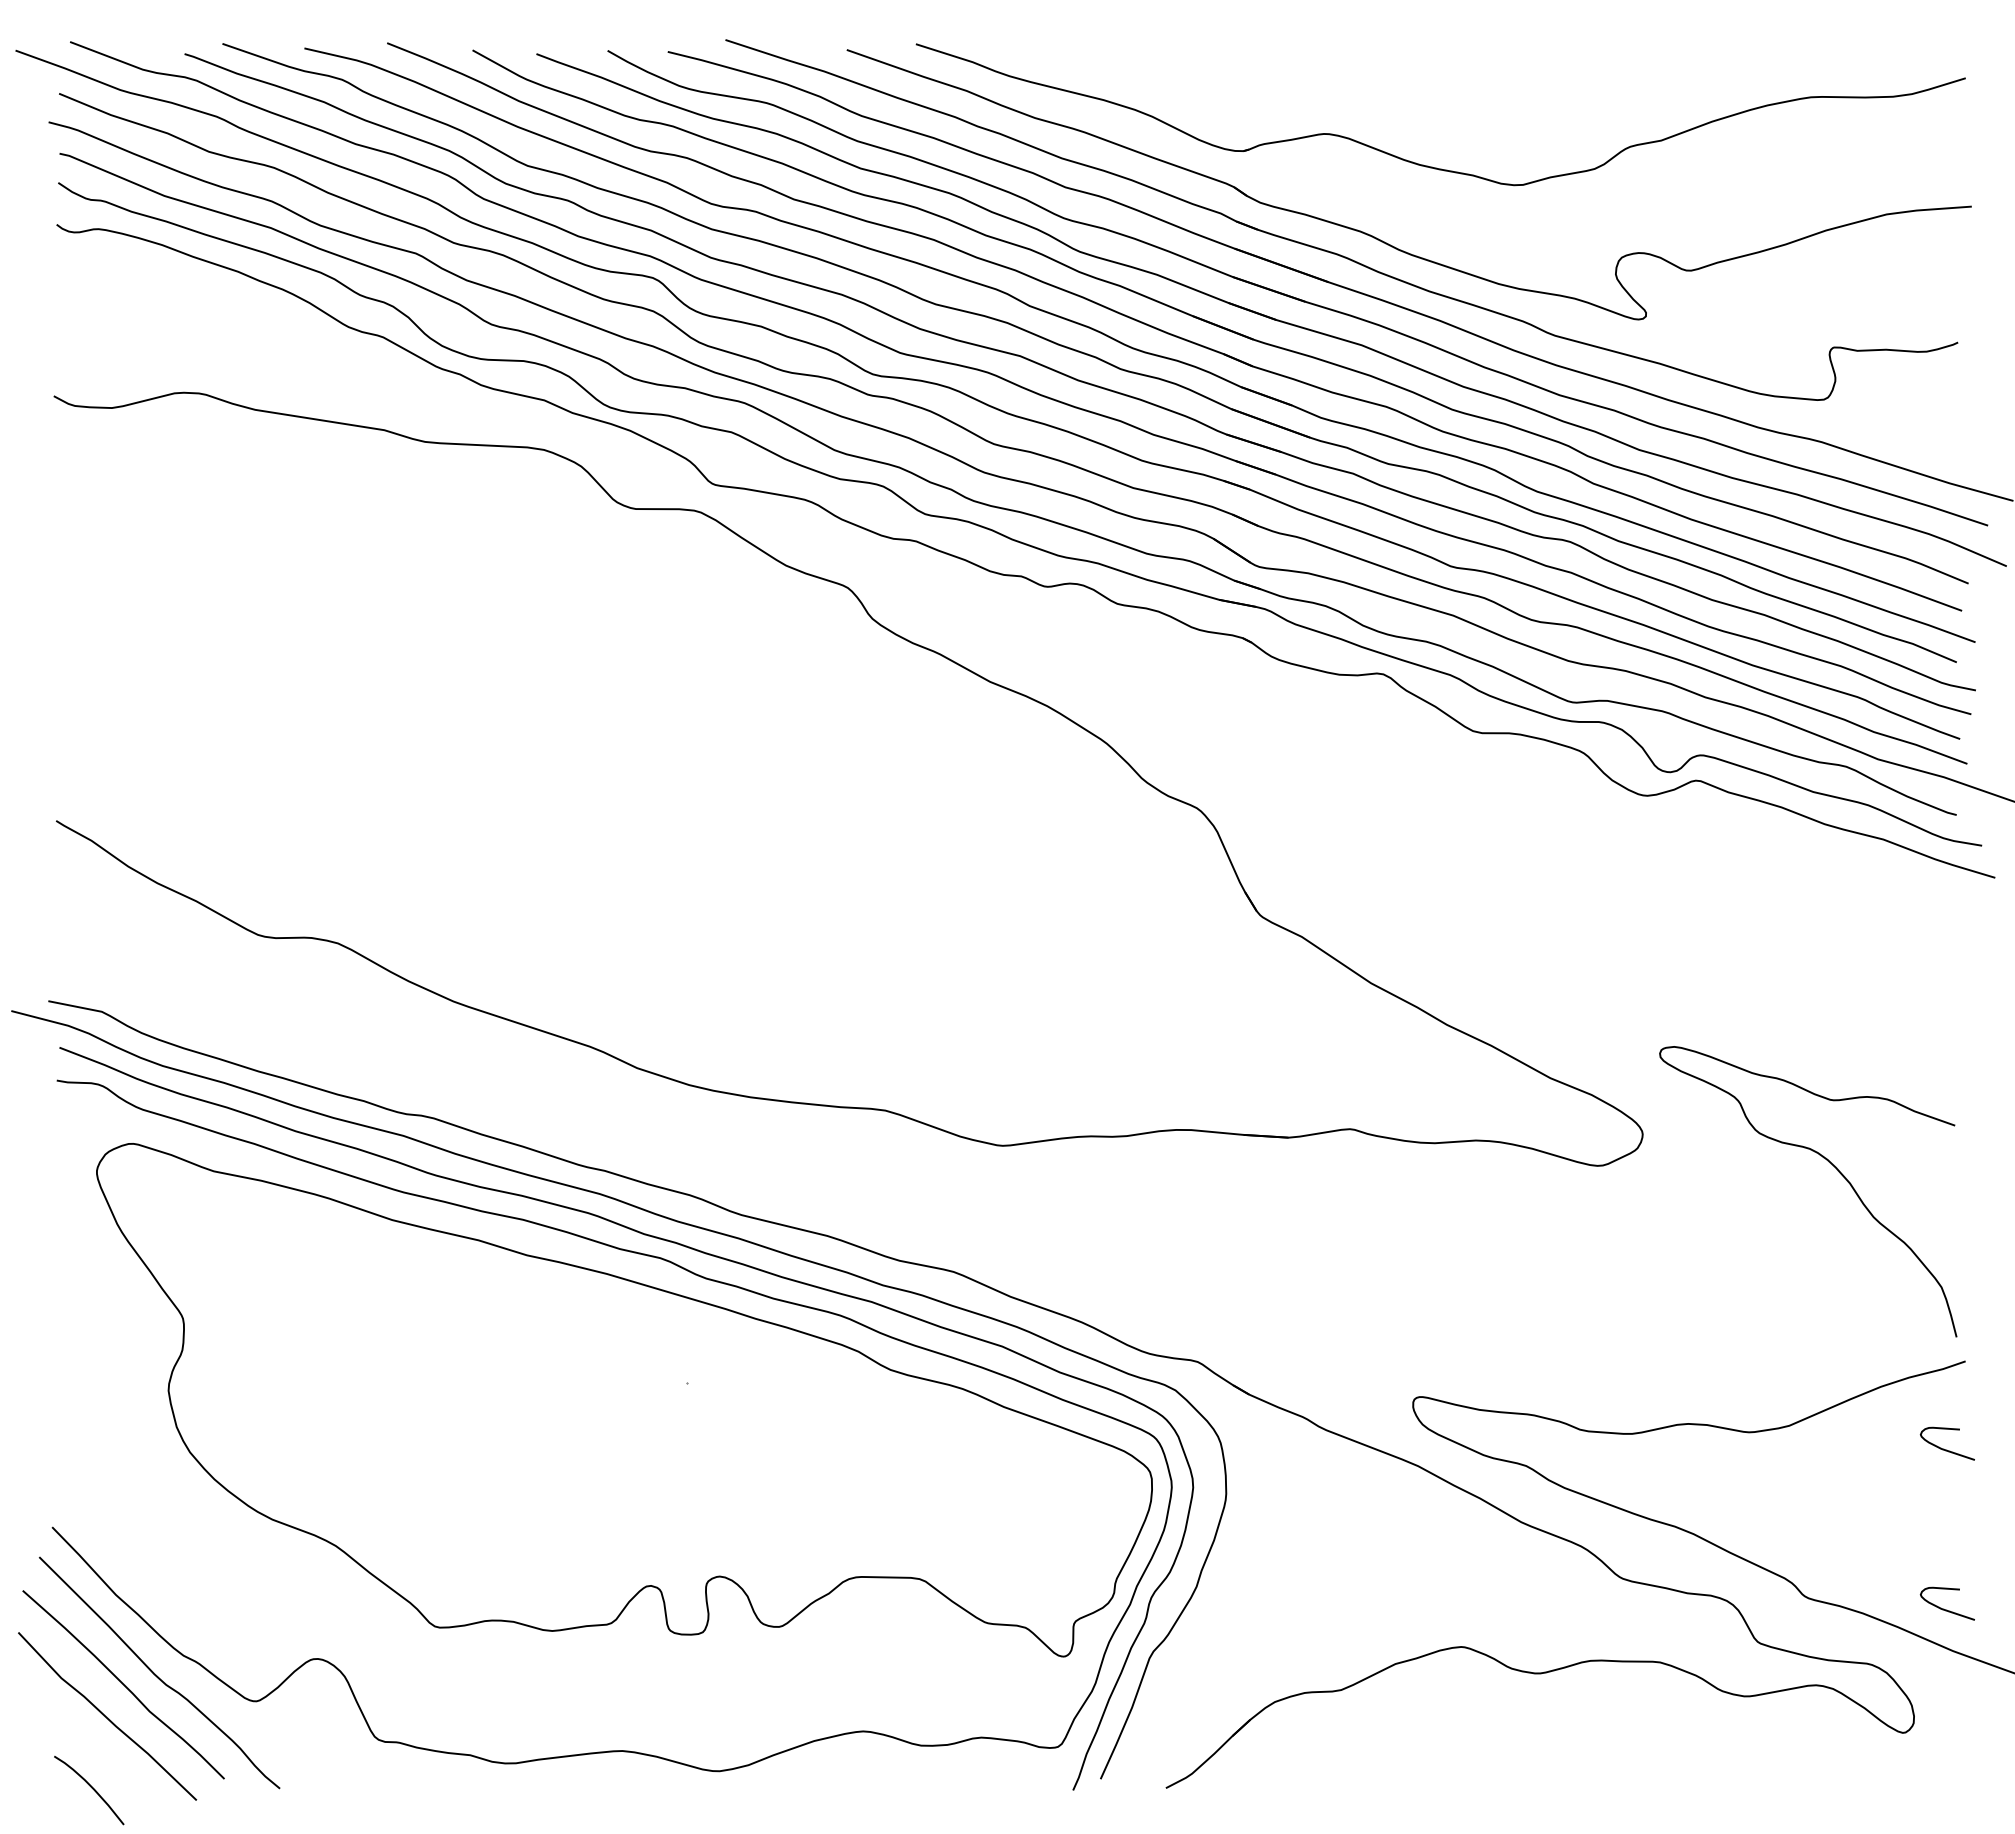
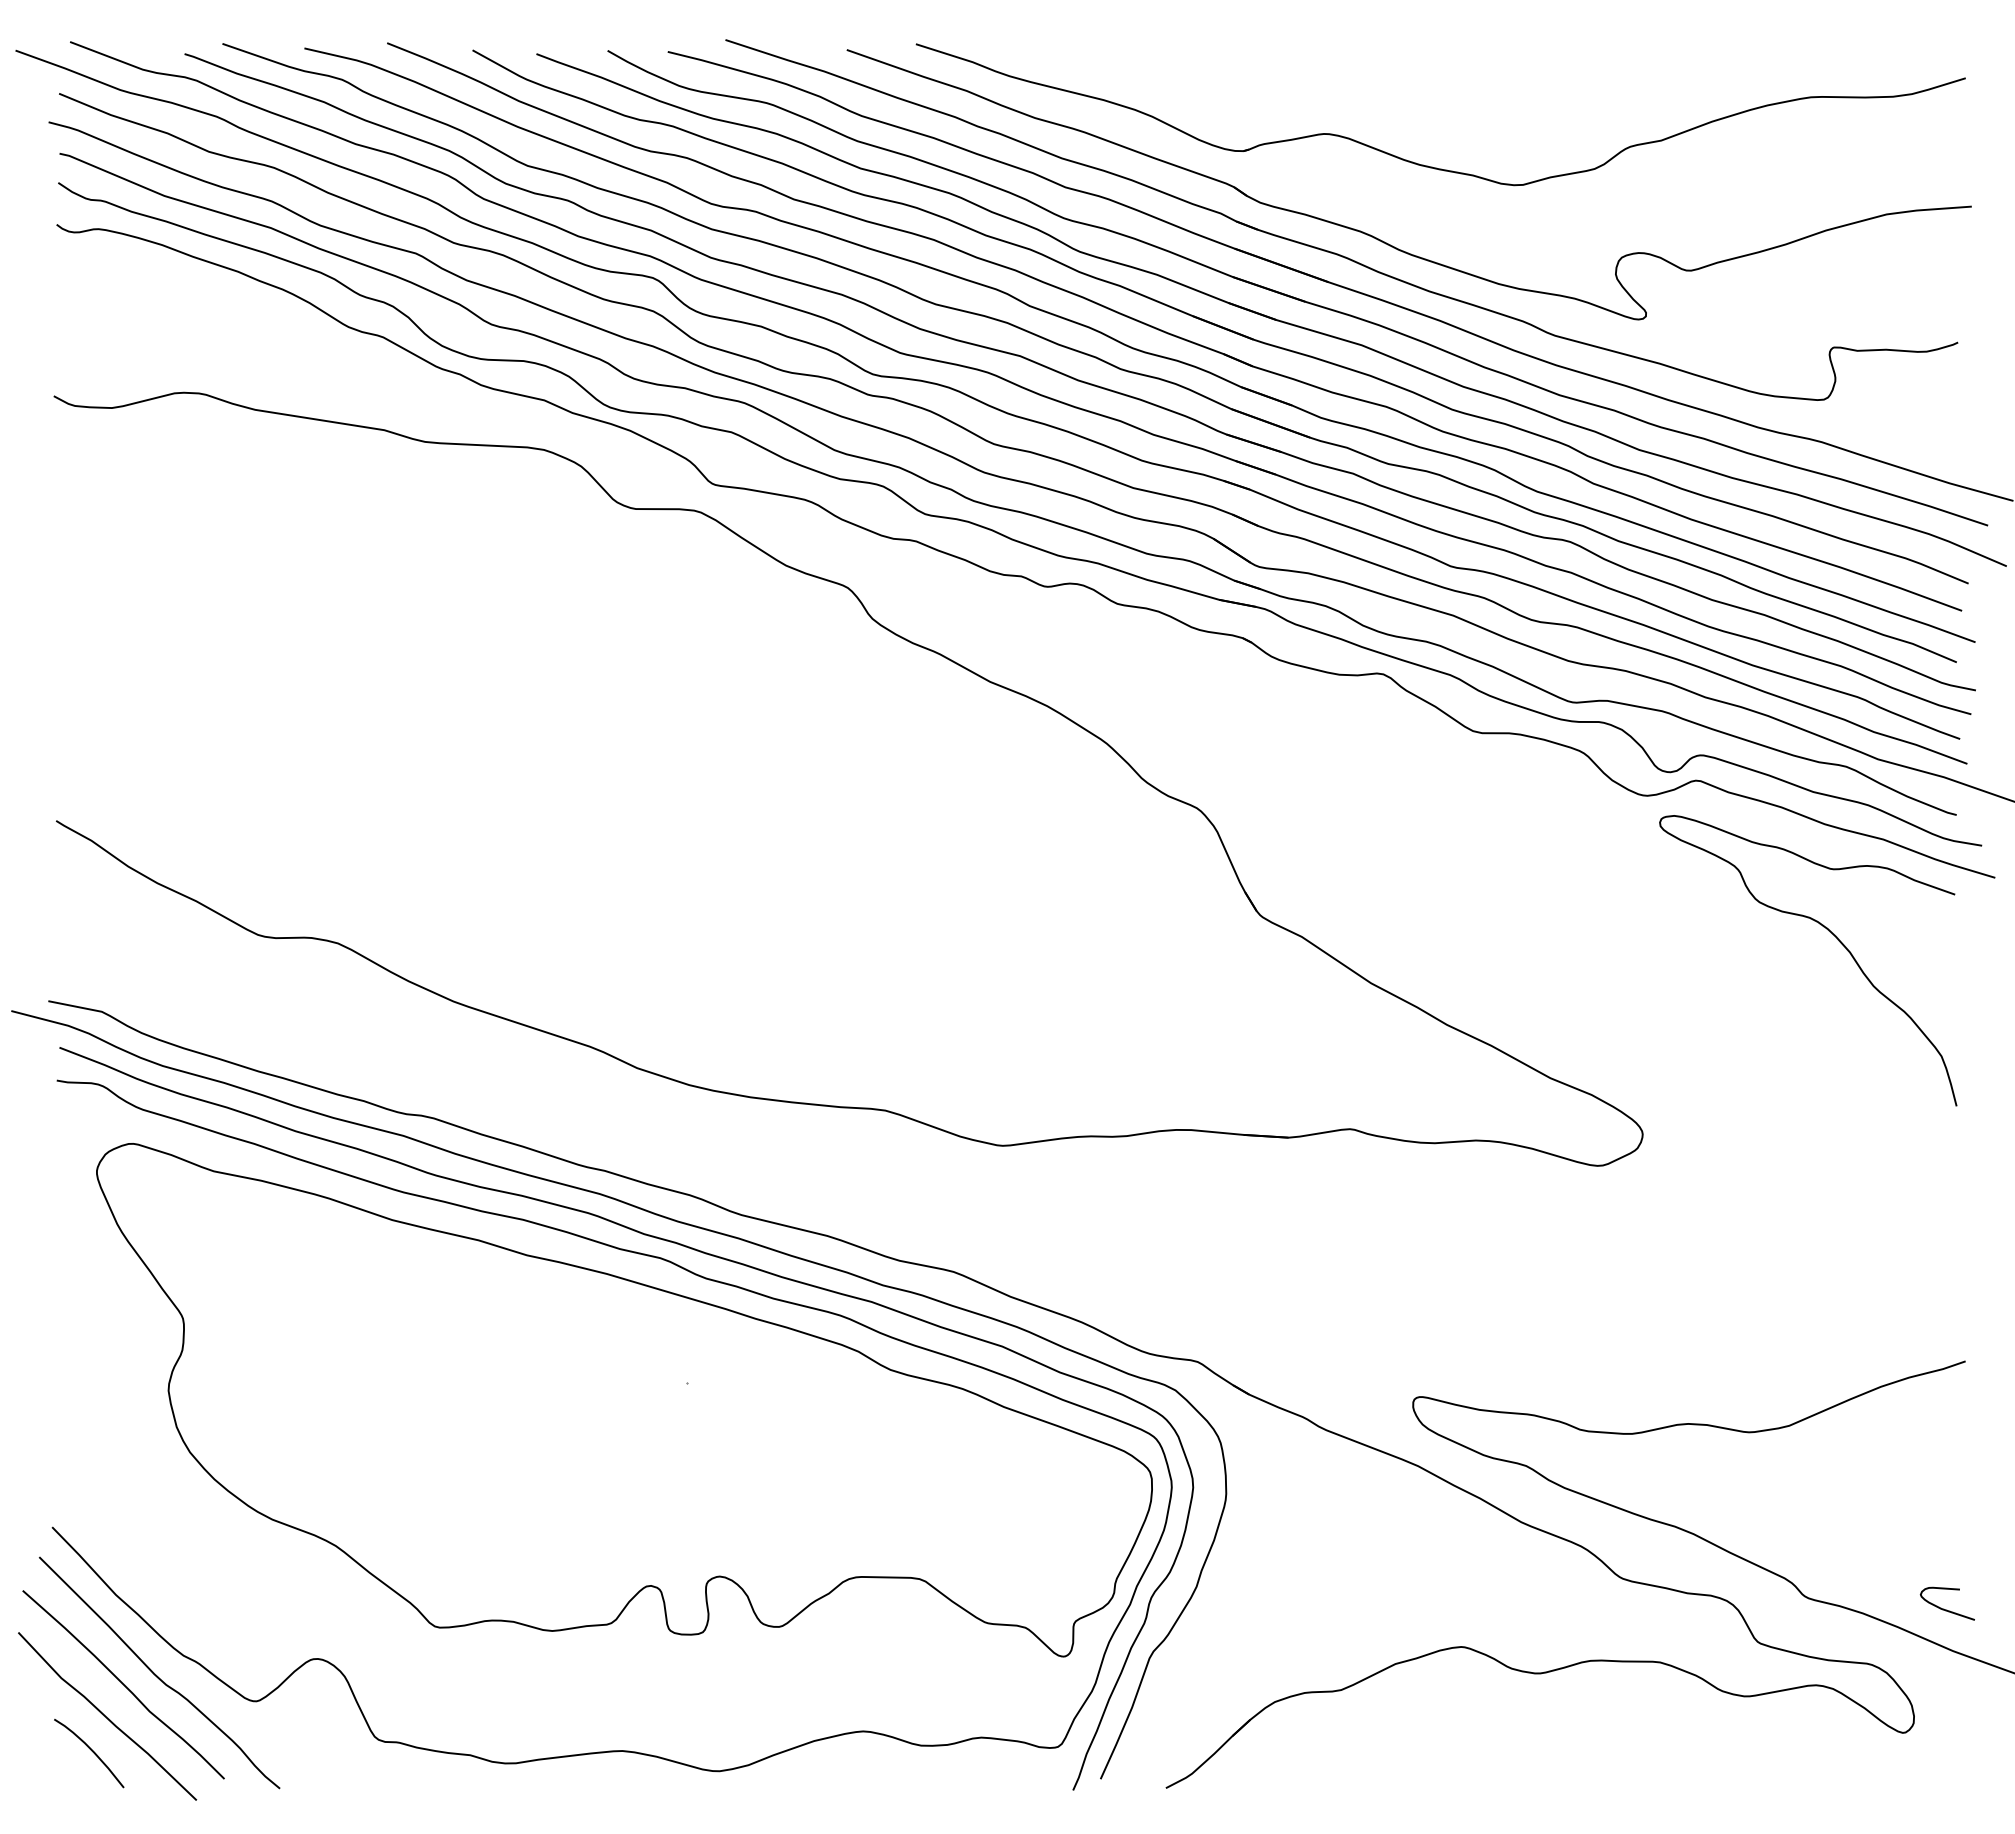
curve position: (1828, 1162) -> (1828, 931) (1828, 931)
curve: present -> none (1943, 1448)
curve position: (91, 1788) -> (91, 1751) (91, 1751)
